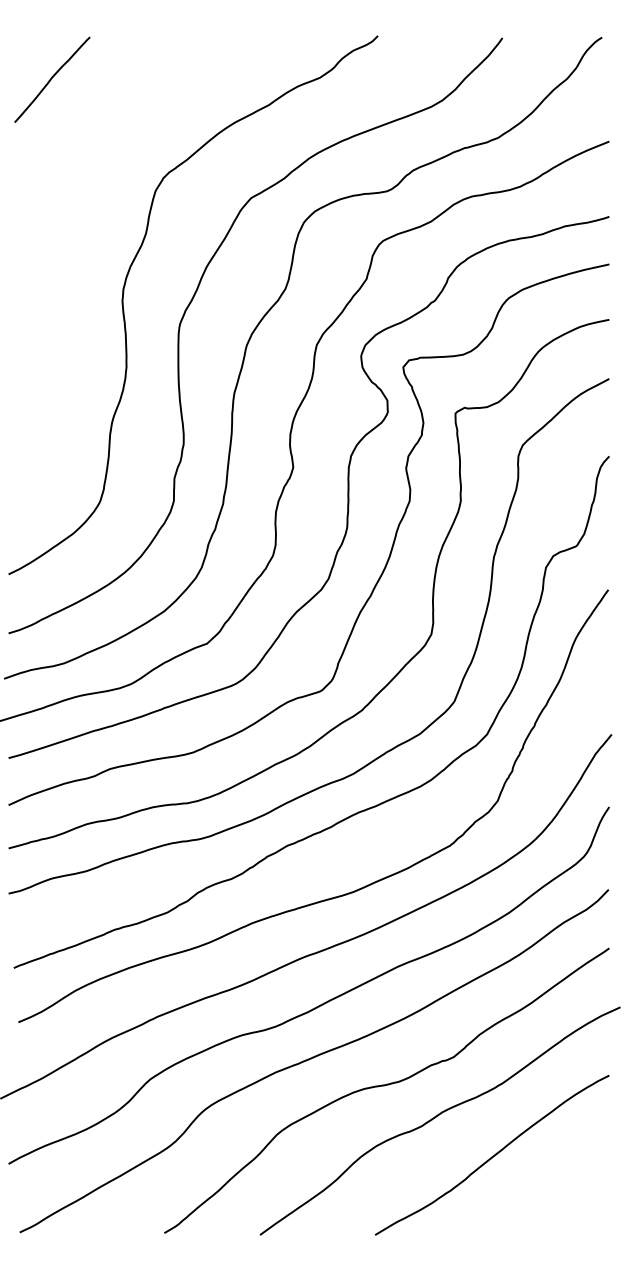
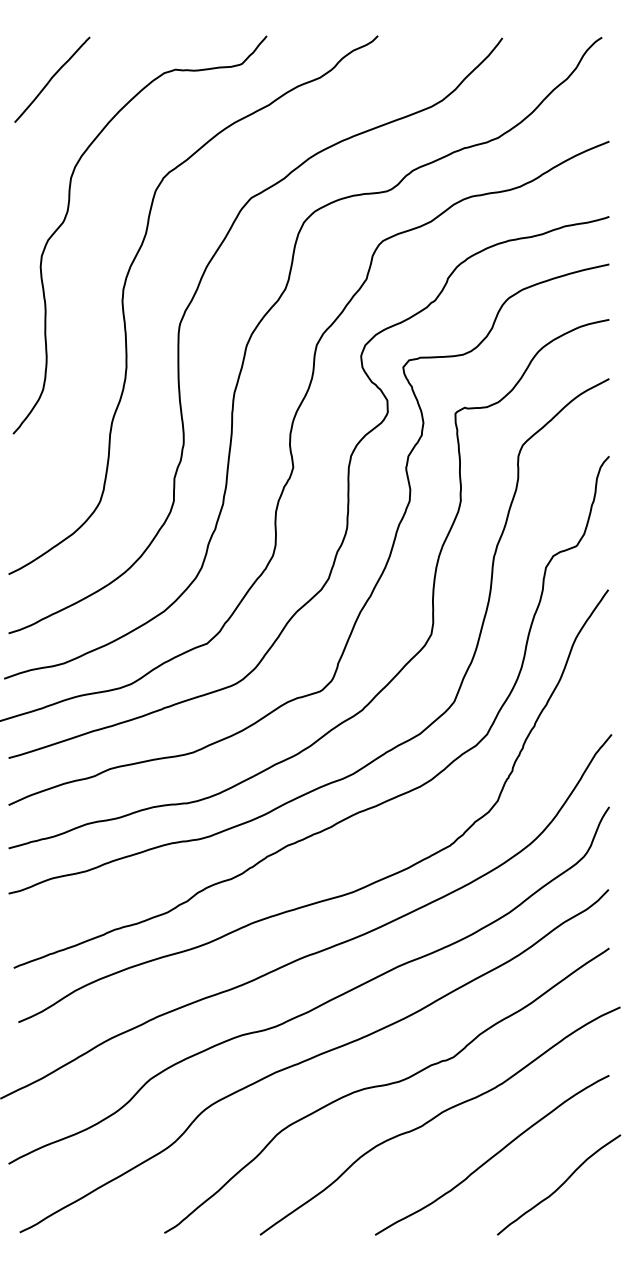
curve: none -> present (68, 212)
curve: none -> present (560, 1185)
